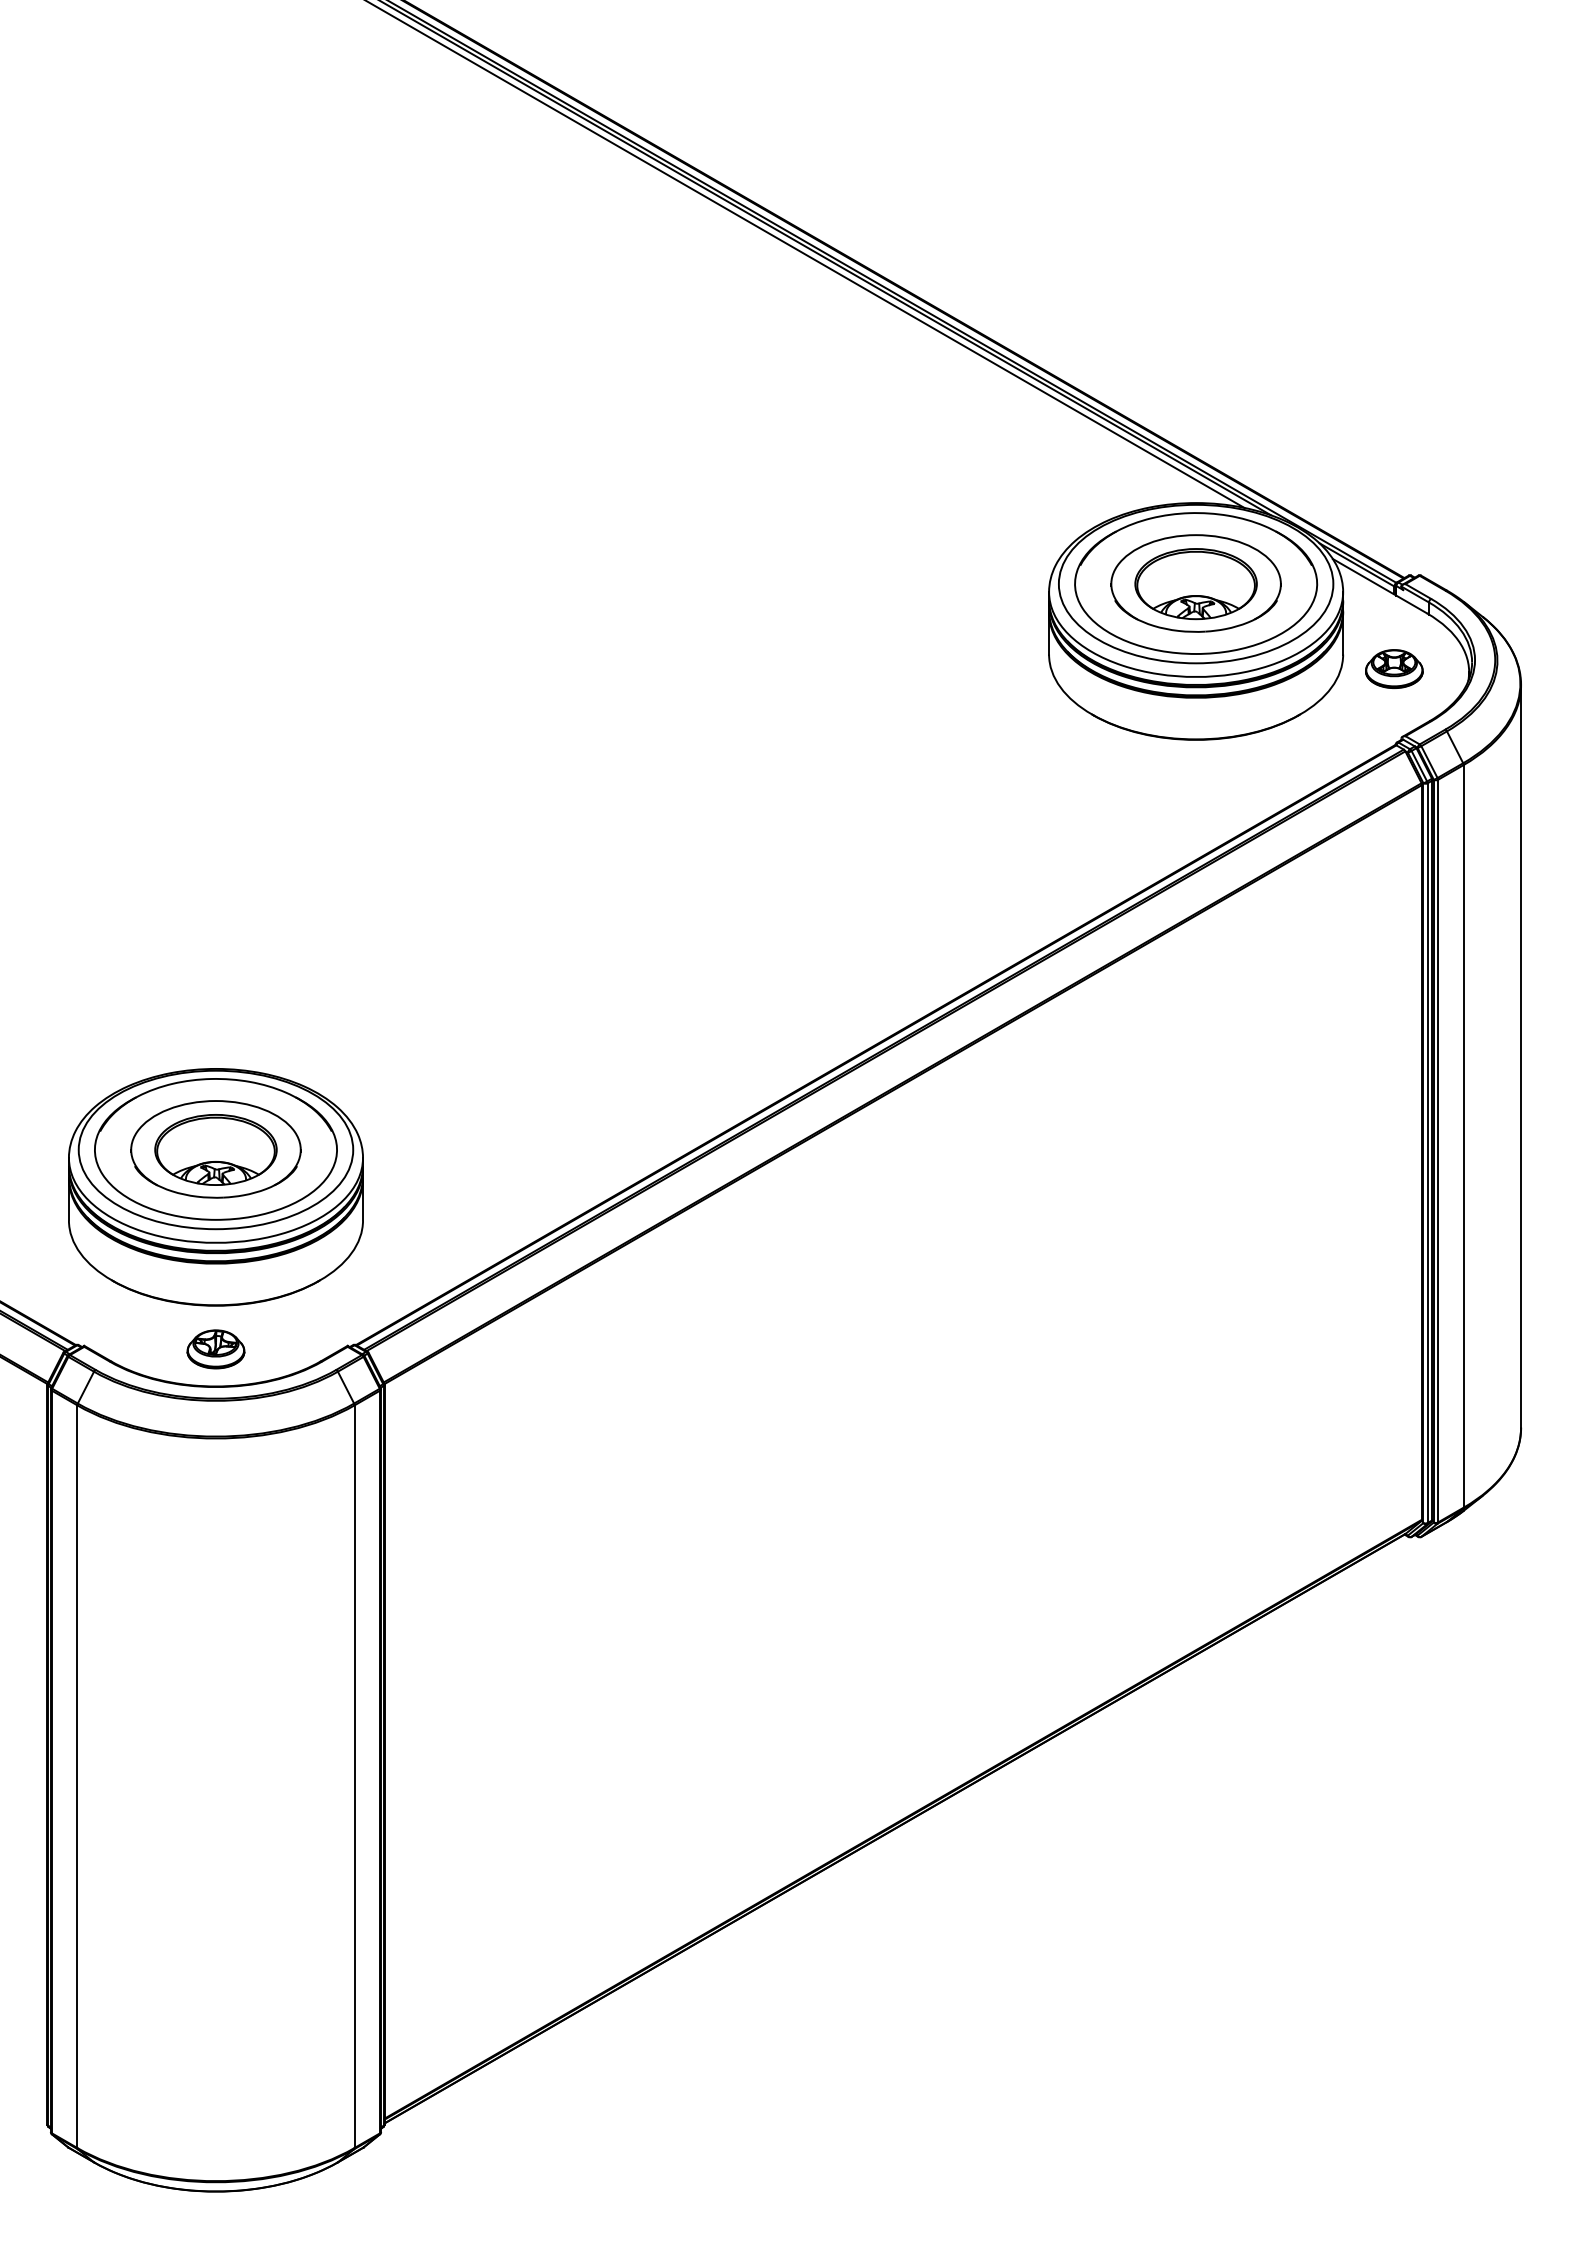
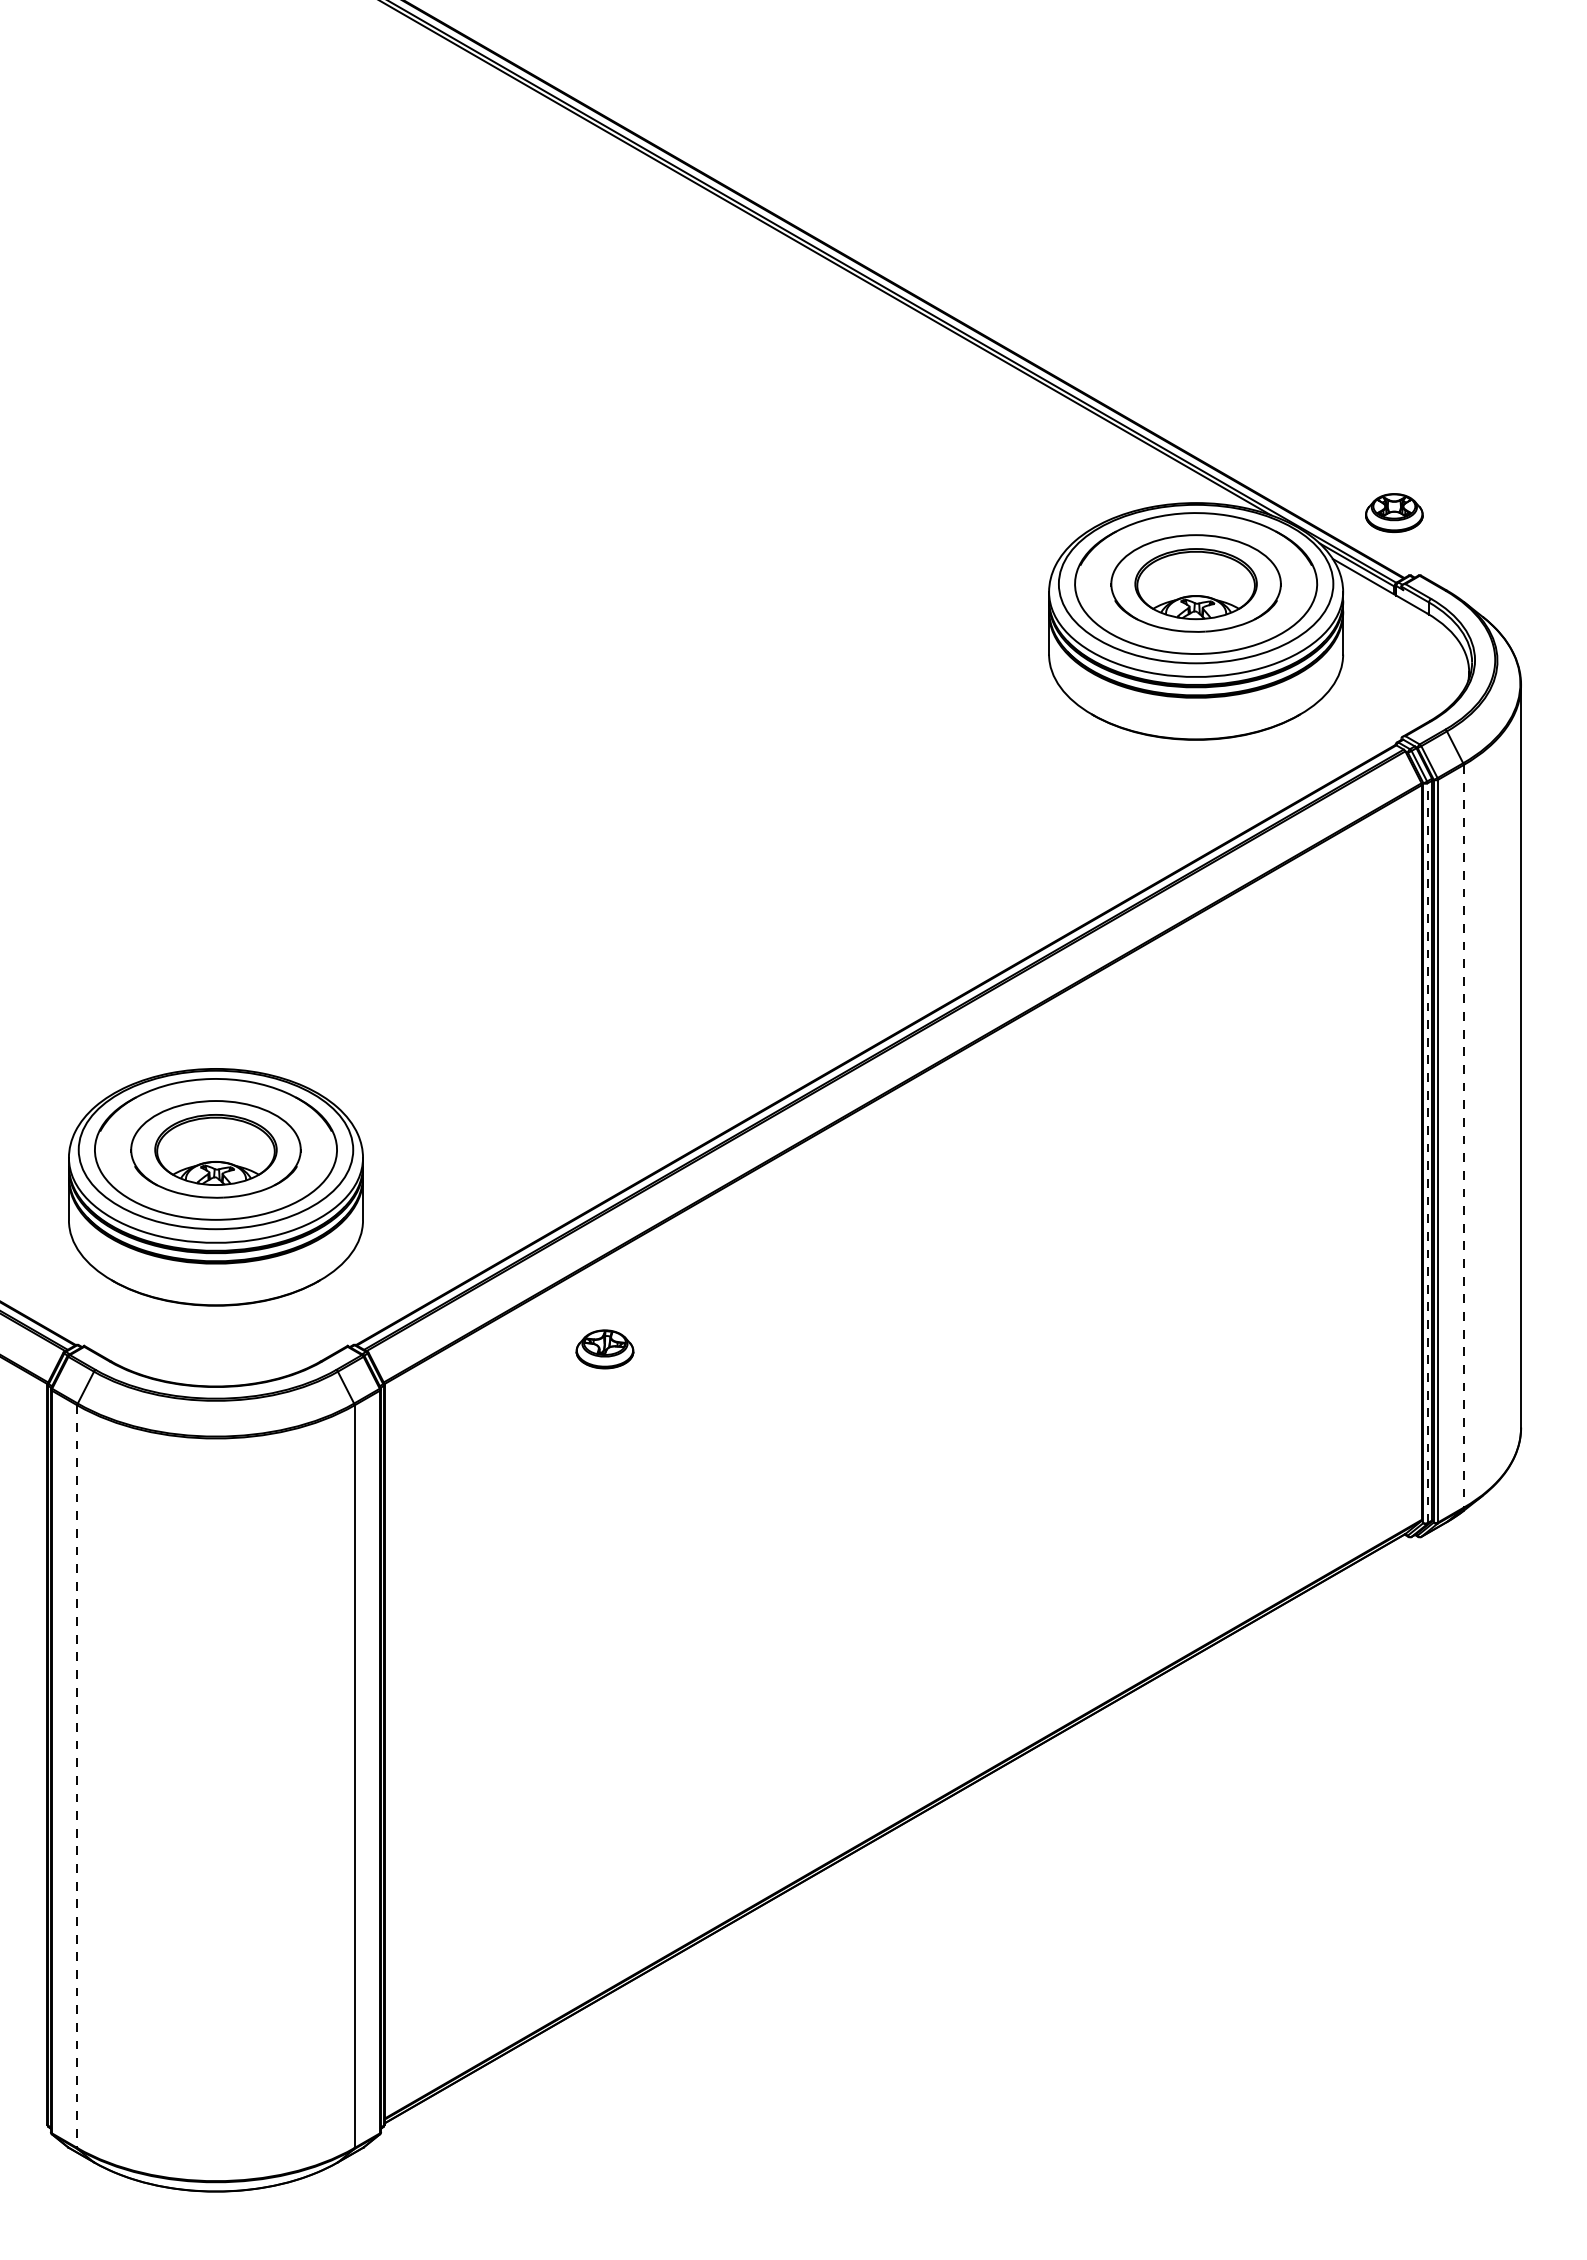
line: present -> none (806, 254)
part position: (1394, 668) -> (1394, 512) (1394, 512)
line: solid -> dashed (1463, 1136)
line: solid -> dashed (1427, 1153)
part position: (215, 1349) -> (604, 1349) (604, 1349)
line: solid -> dashed (77, 1777)
